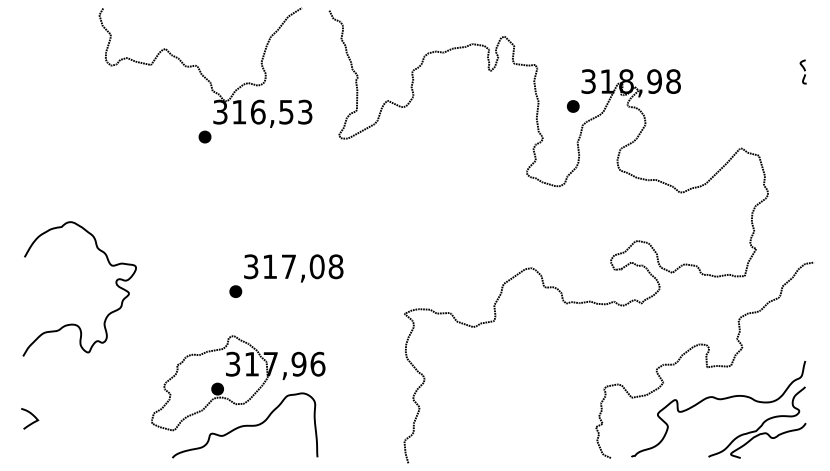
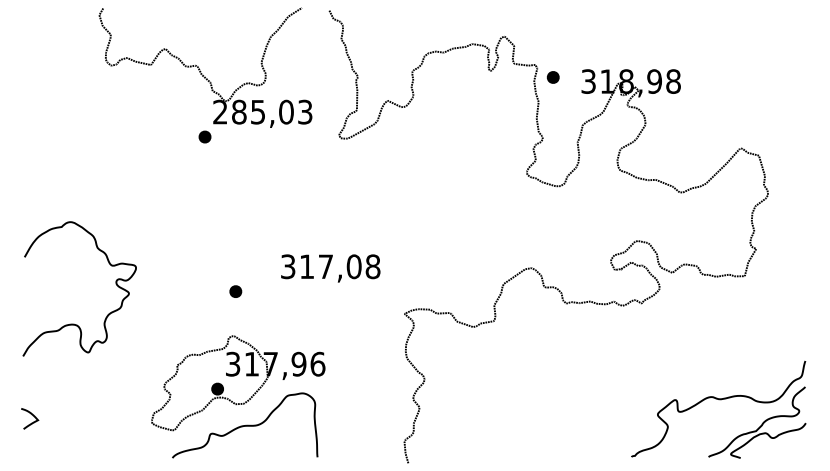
part: present -> none (802, 71)
part position: (572, 106) -> (552, 77) (552, 77)
text: 316,53 -> 285,03 (253, 111)
text position: (293, 268) -> (330, 268) (330, 268)
curve: present -> none (705, 359)
